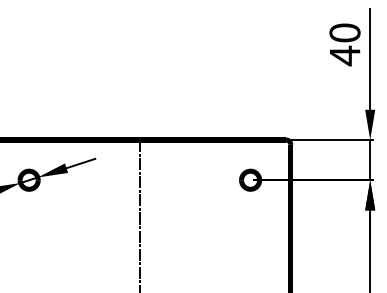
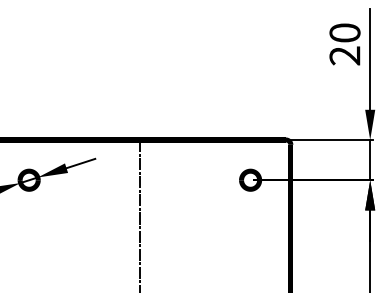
text: 40 -> 20 (344, 55)
